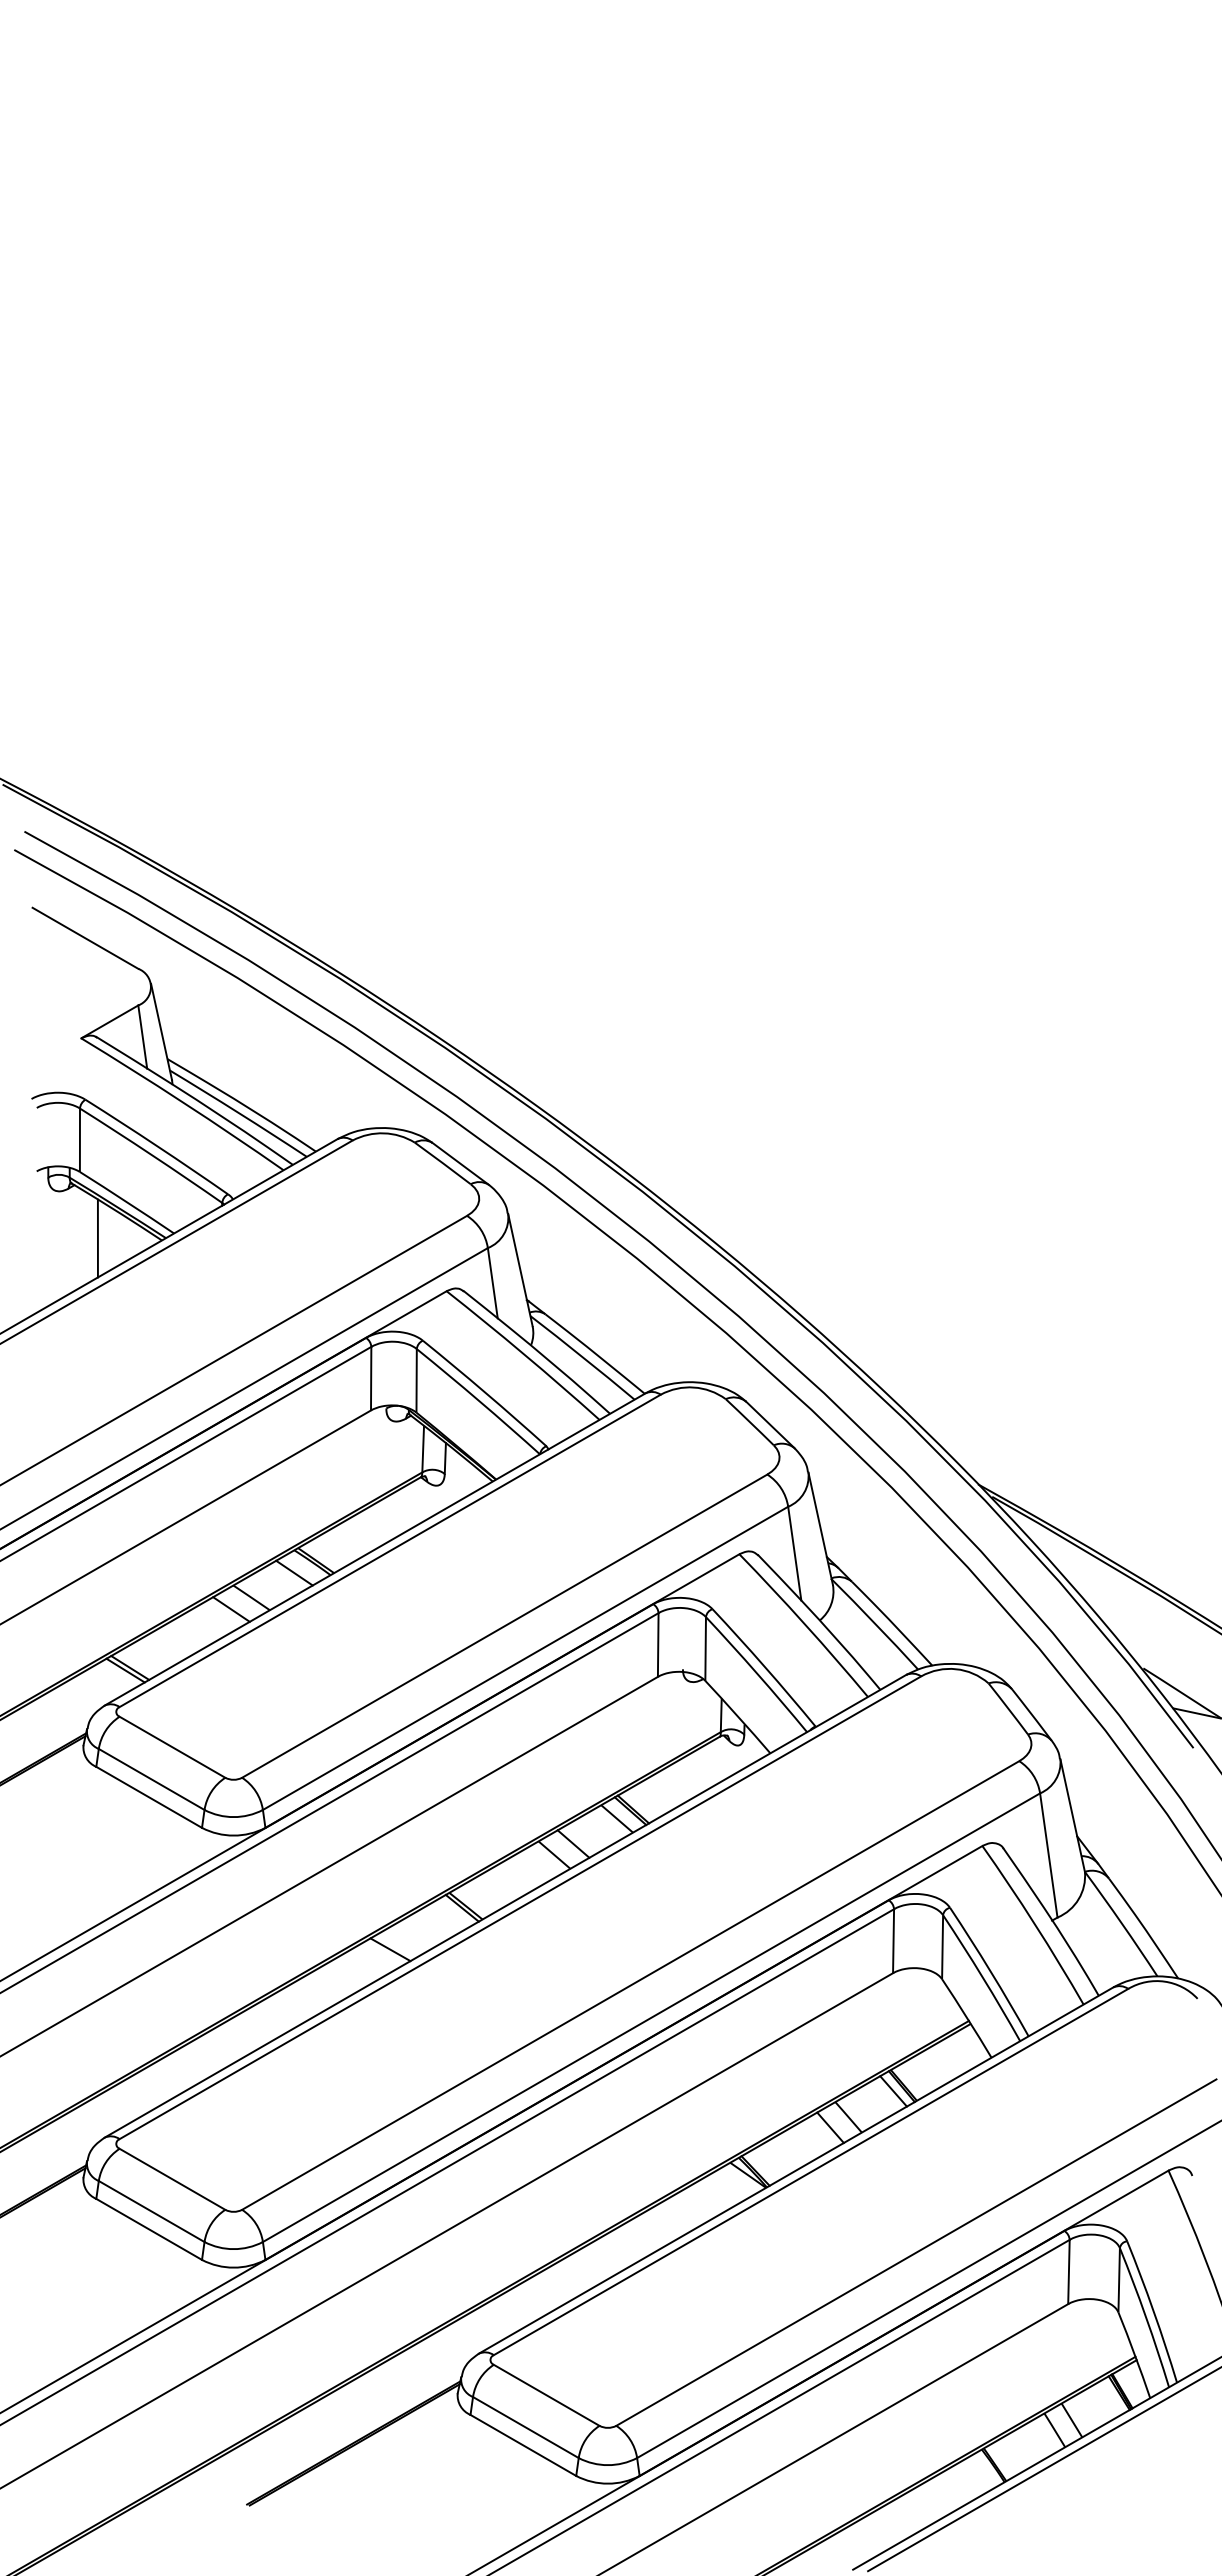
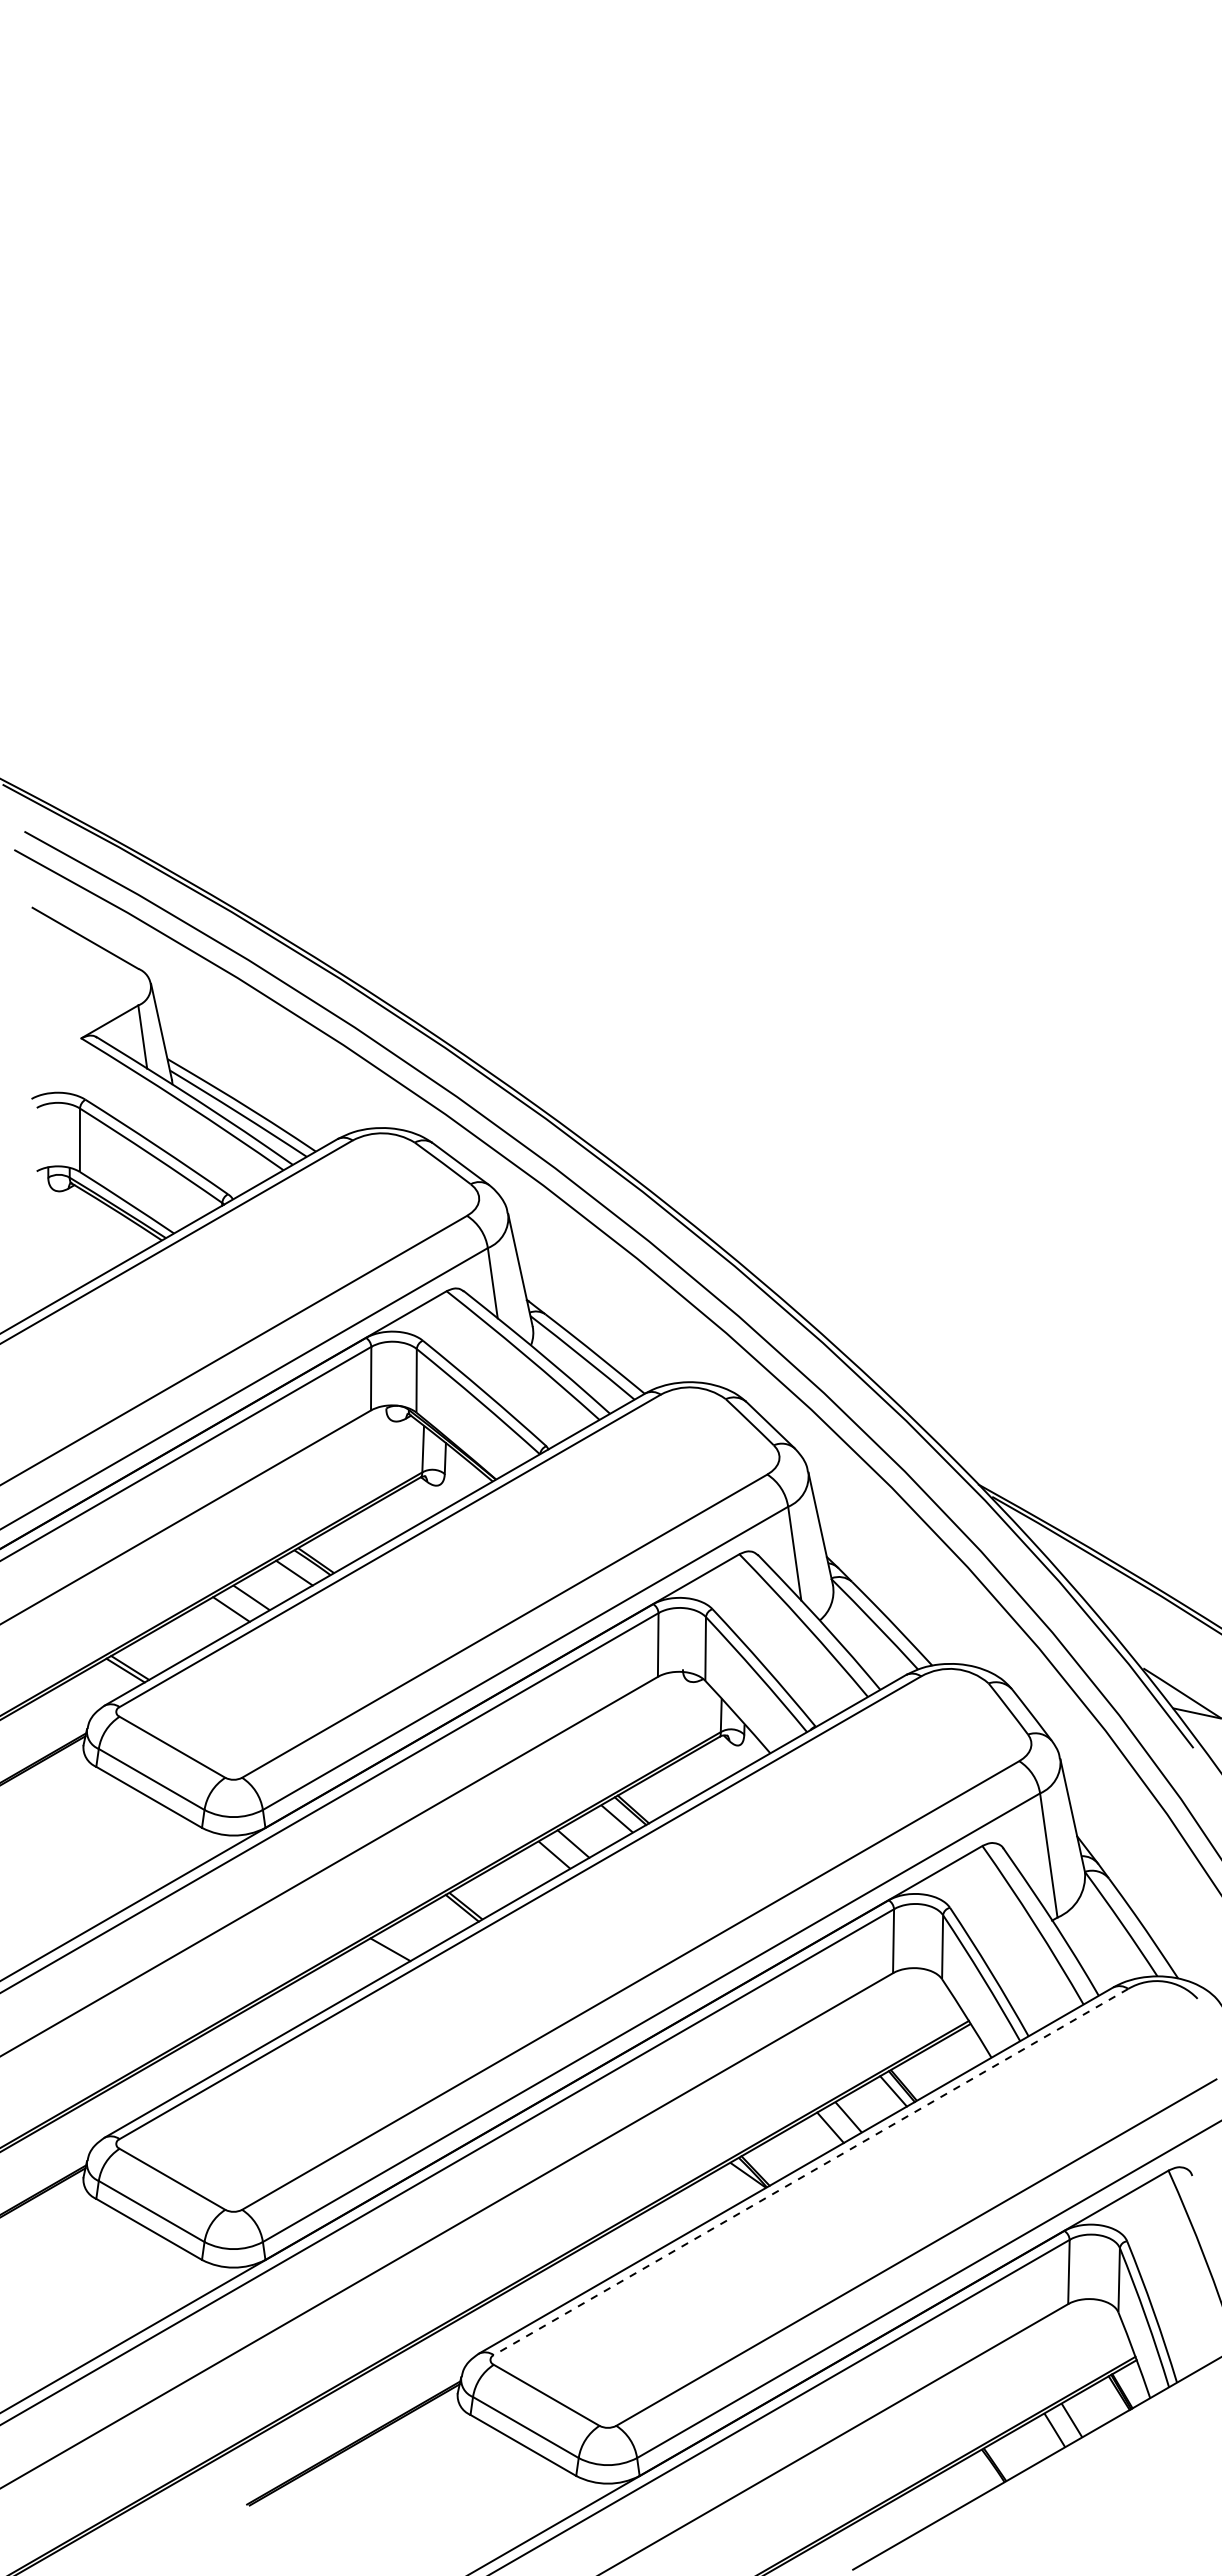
line: present -> none (97, 1238)
line: solid -> dashed (810, 2172)
line: present -> none (1043, 2469)
